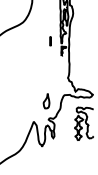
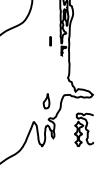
part position: (83, 123) -> (83, 129) (83, 129)
